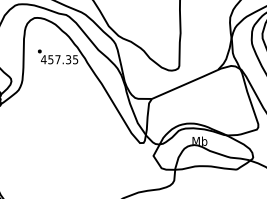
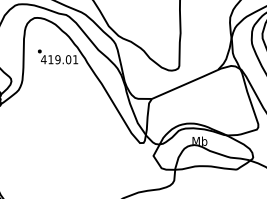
text: 457.35 -> 419.01 (63, 59)
